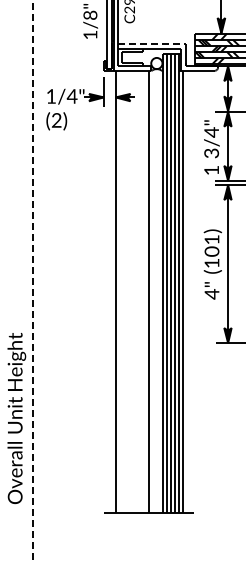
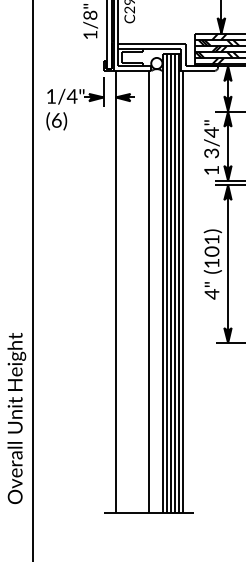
line: dashed -> solid (152, 43)
text: (2) -> (6) (56, 120)
line: dashed -> solid (33, 280)
